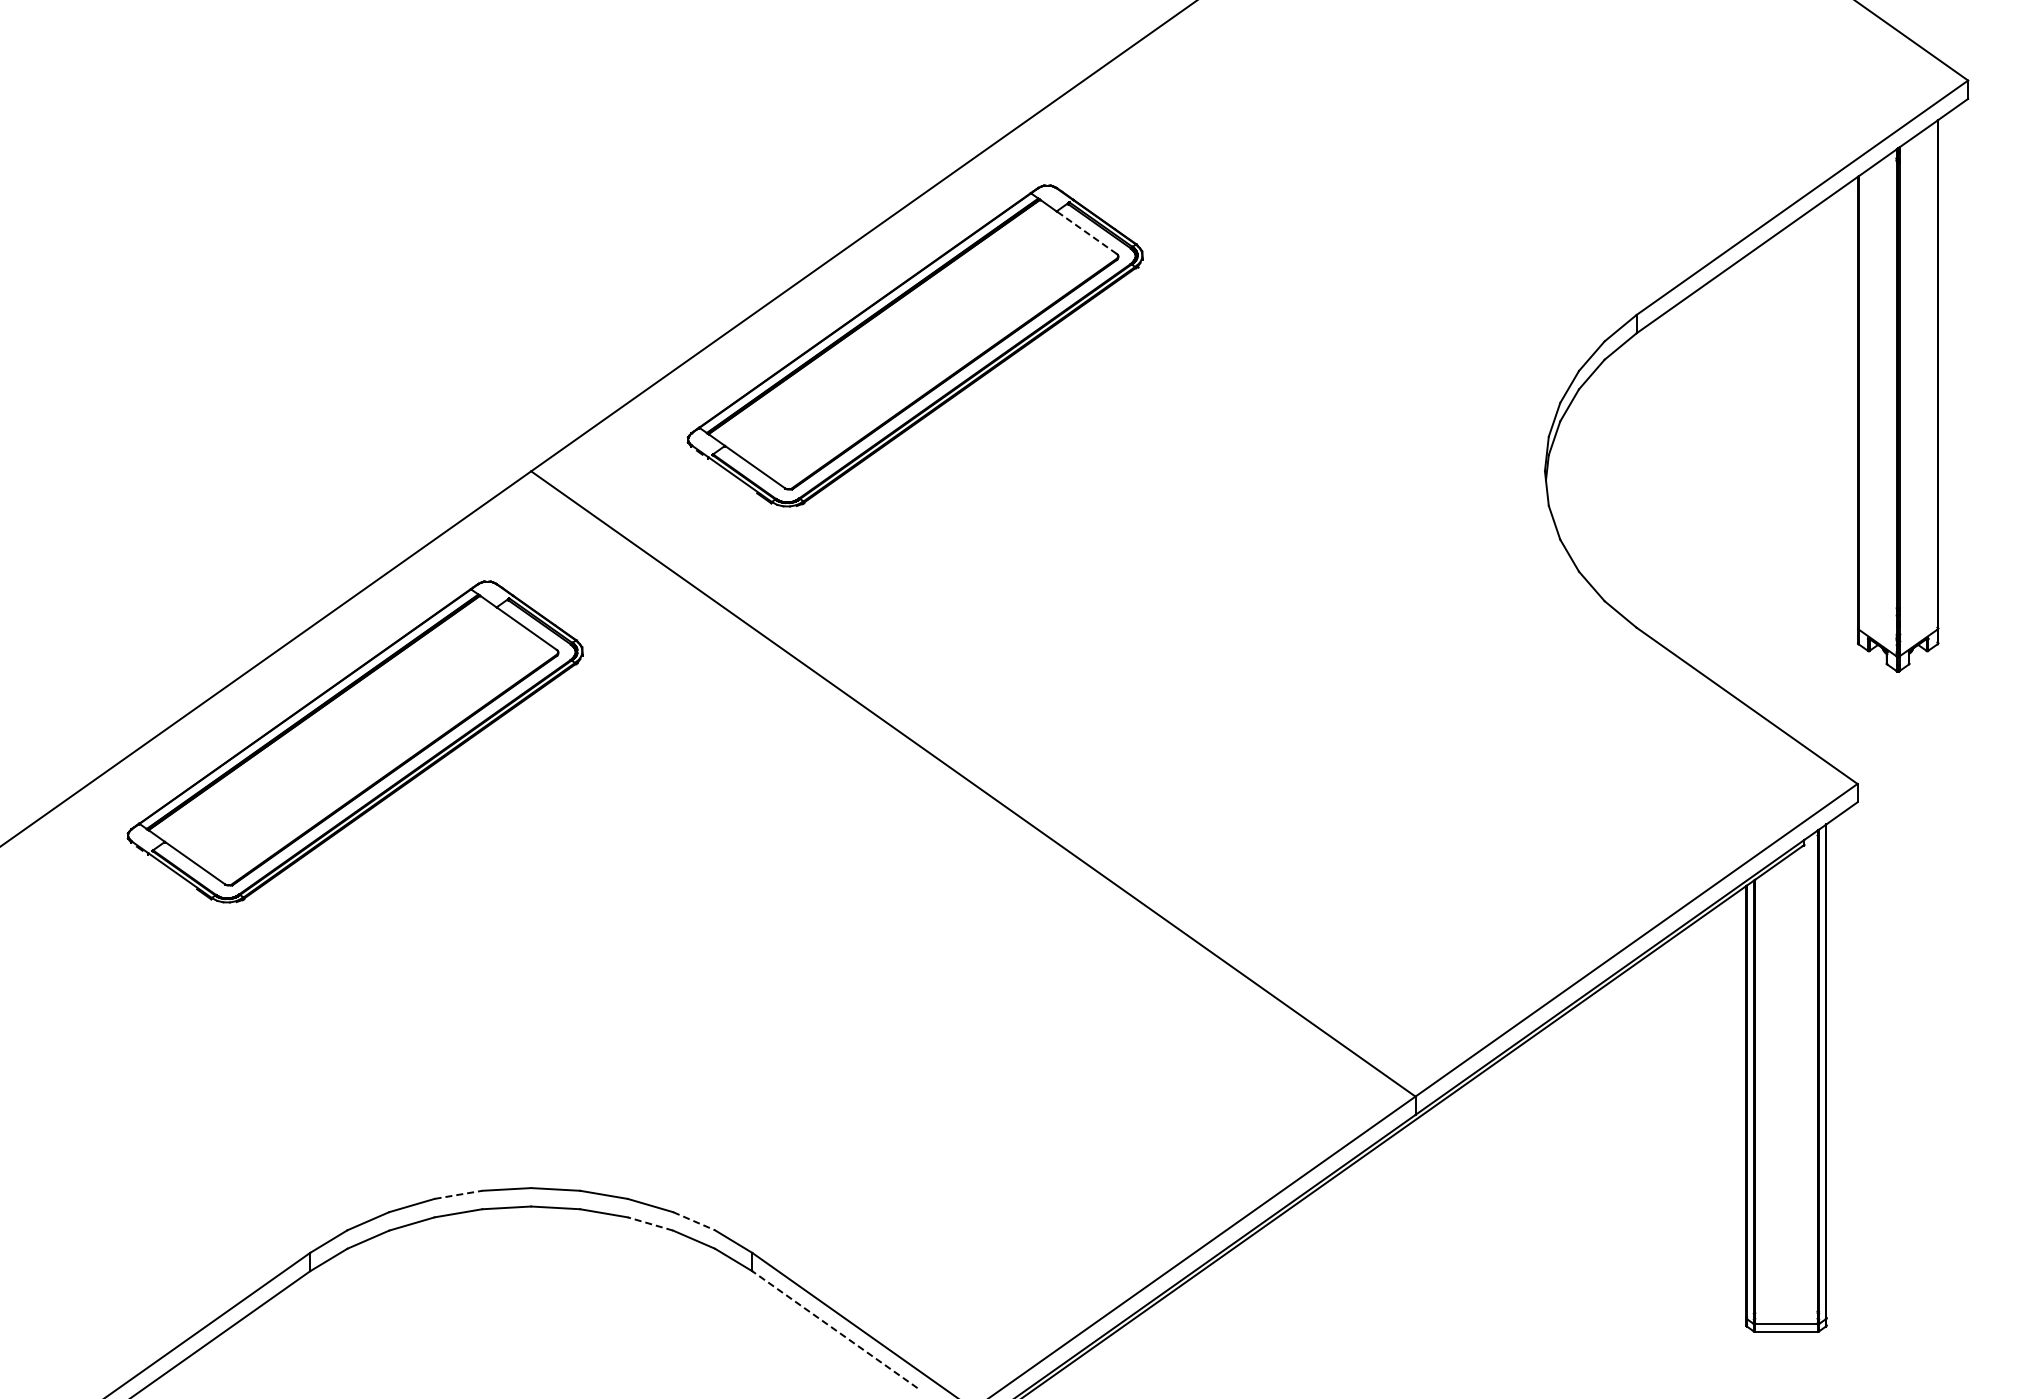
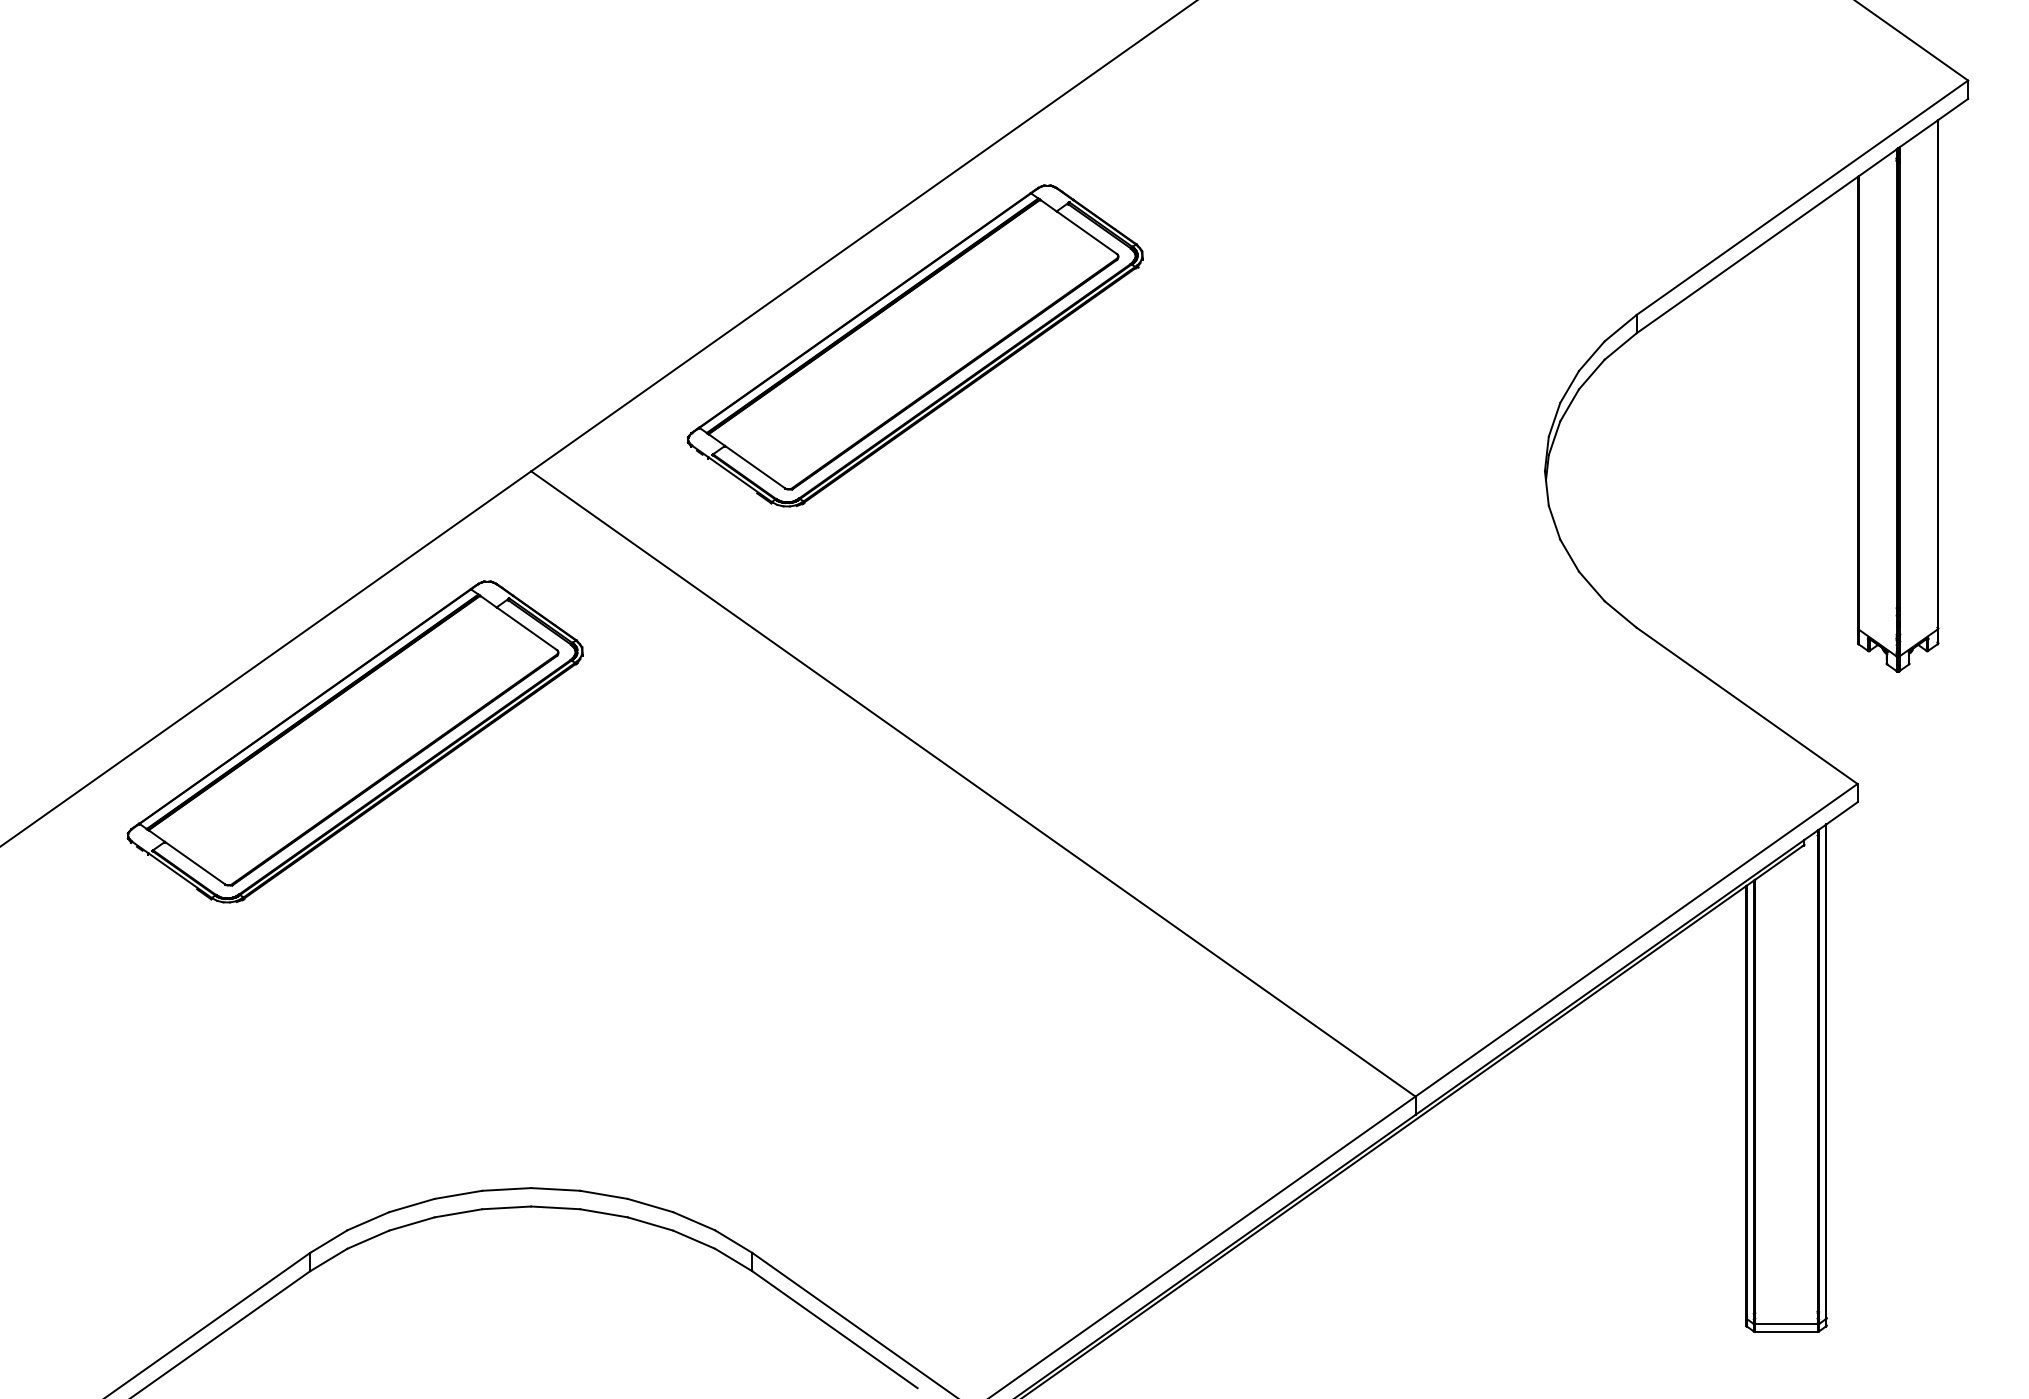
line: dashed -> solid (1086, 232)
line: dashed -> solid (458, 1194)
line: dashed -> solid (694, 1221)
line: dashed -> solid (650, 1223)
line: dashed -> solid (834, 1329)
